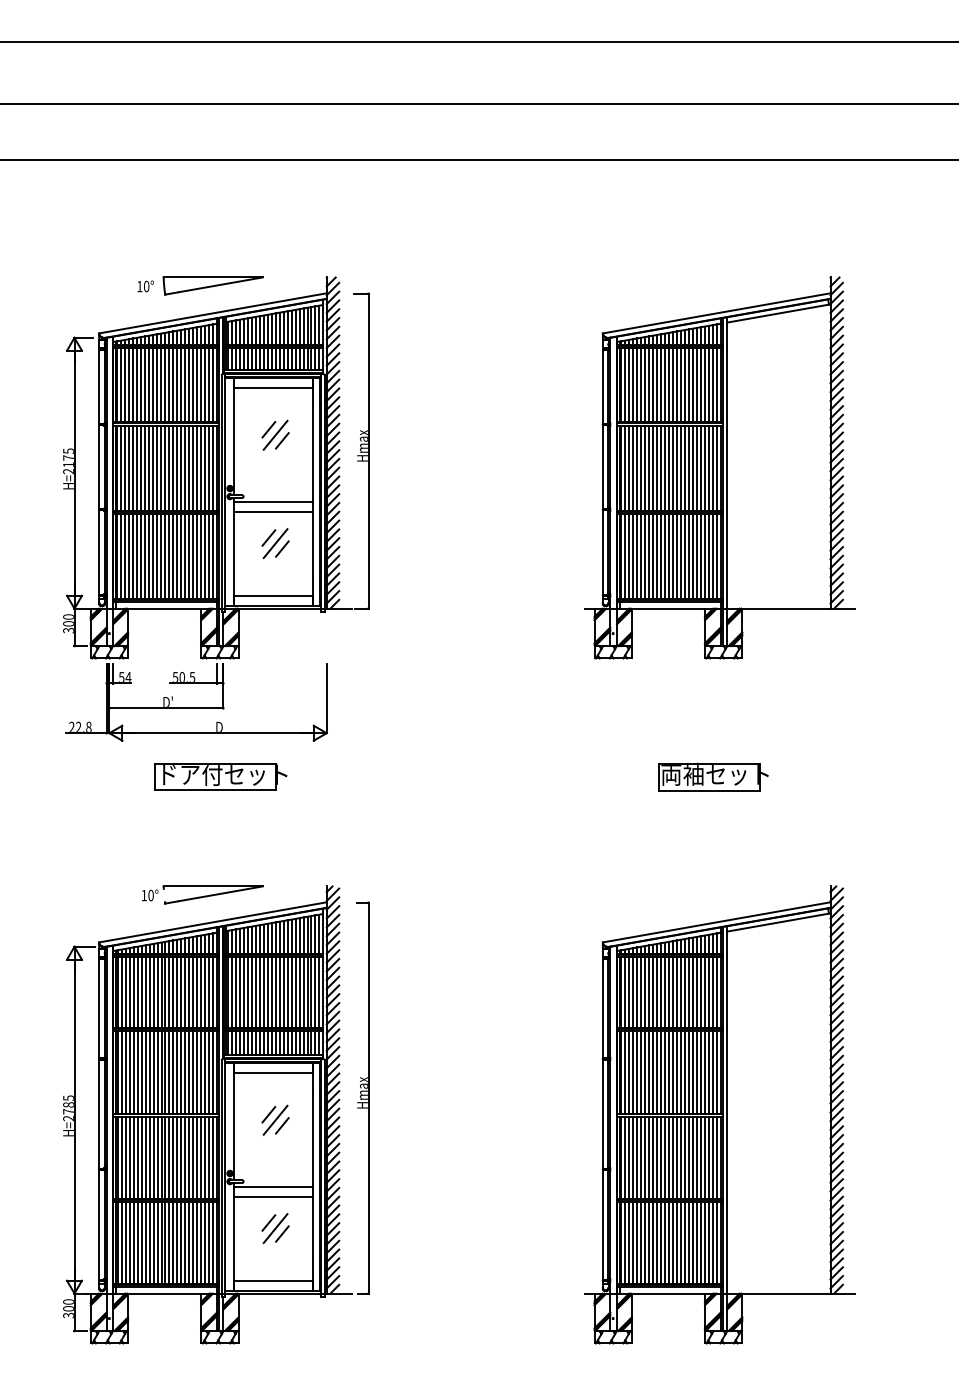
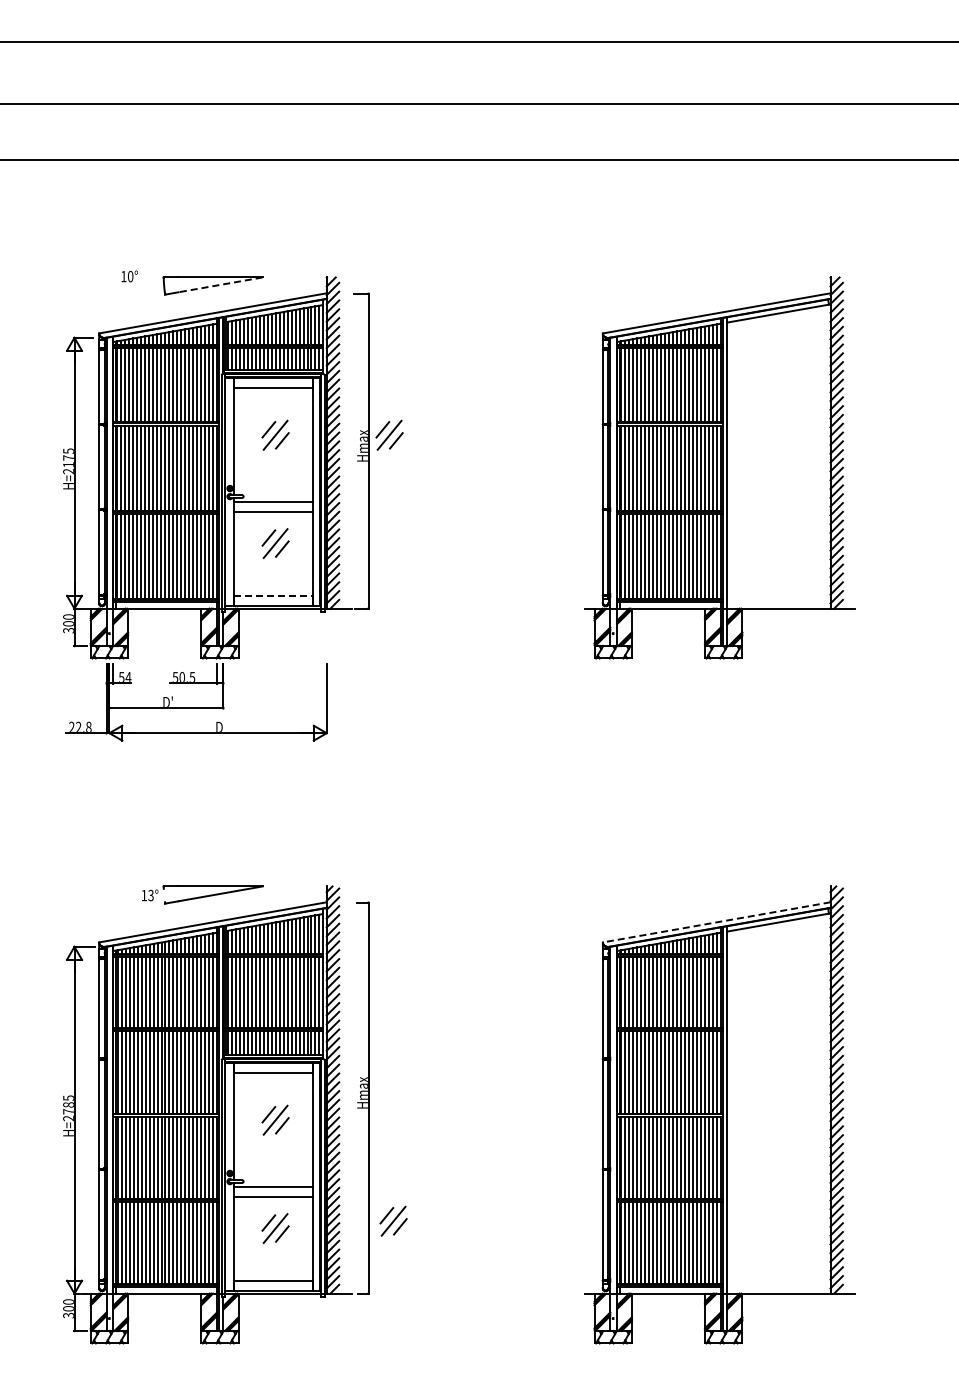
line: solid -> dashed (220, 284)
text position: (145, 286) -> (129, 276) (129, 276)
part: none -> present (389, 434)
line: solid -> dashed (273, 595)
part: present -> none (220, 776)
part: present -> none (713, 776)
text: 10° -> 13° (150, 895)
line: solid -> dashed (716, 922)
part: none -> present (393, 1220)
